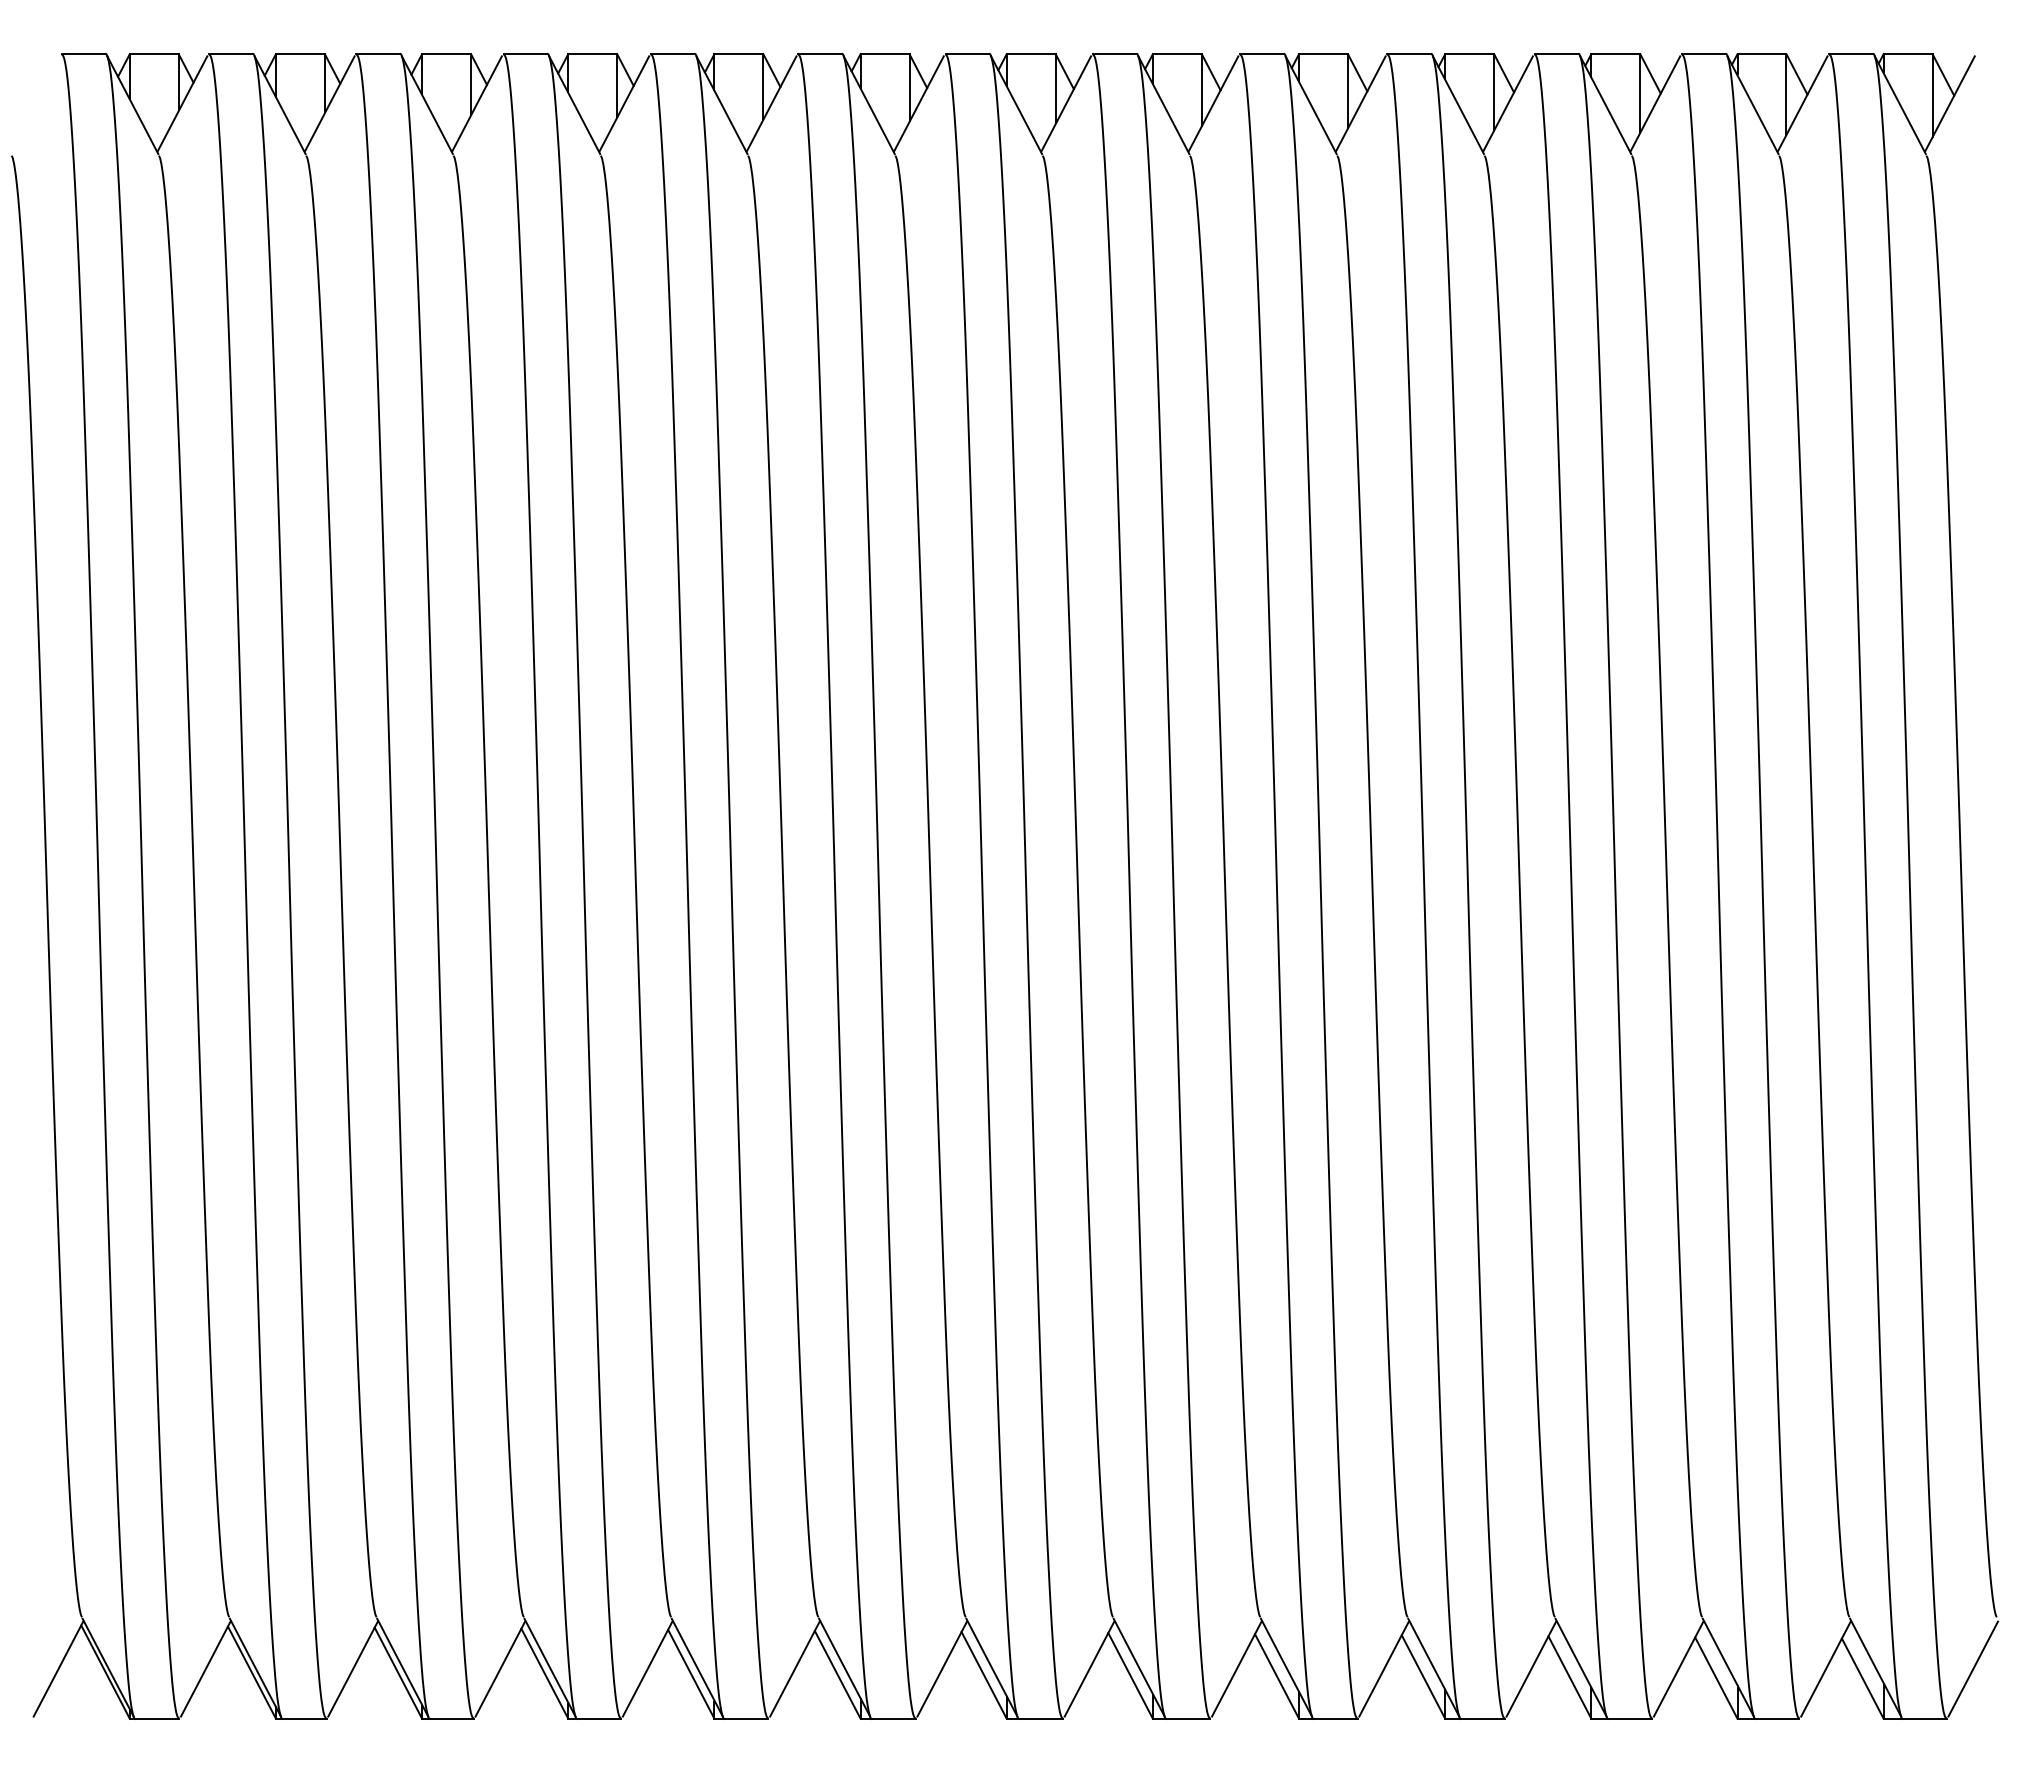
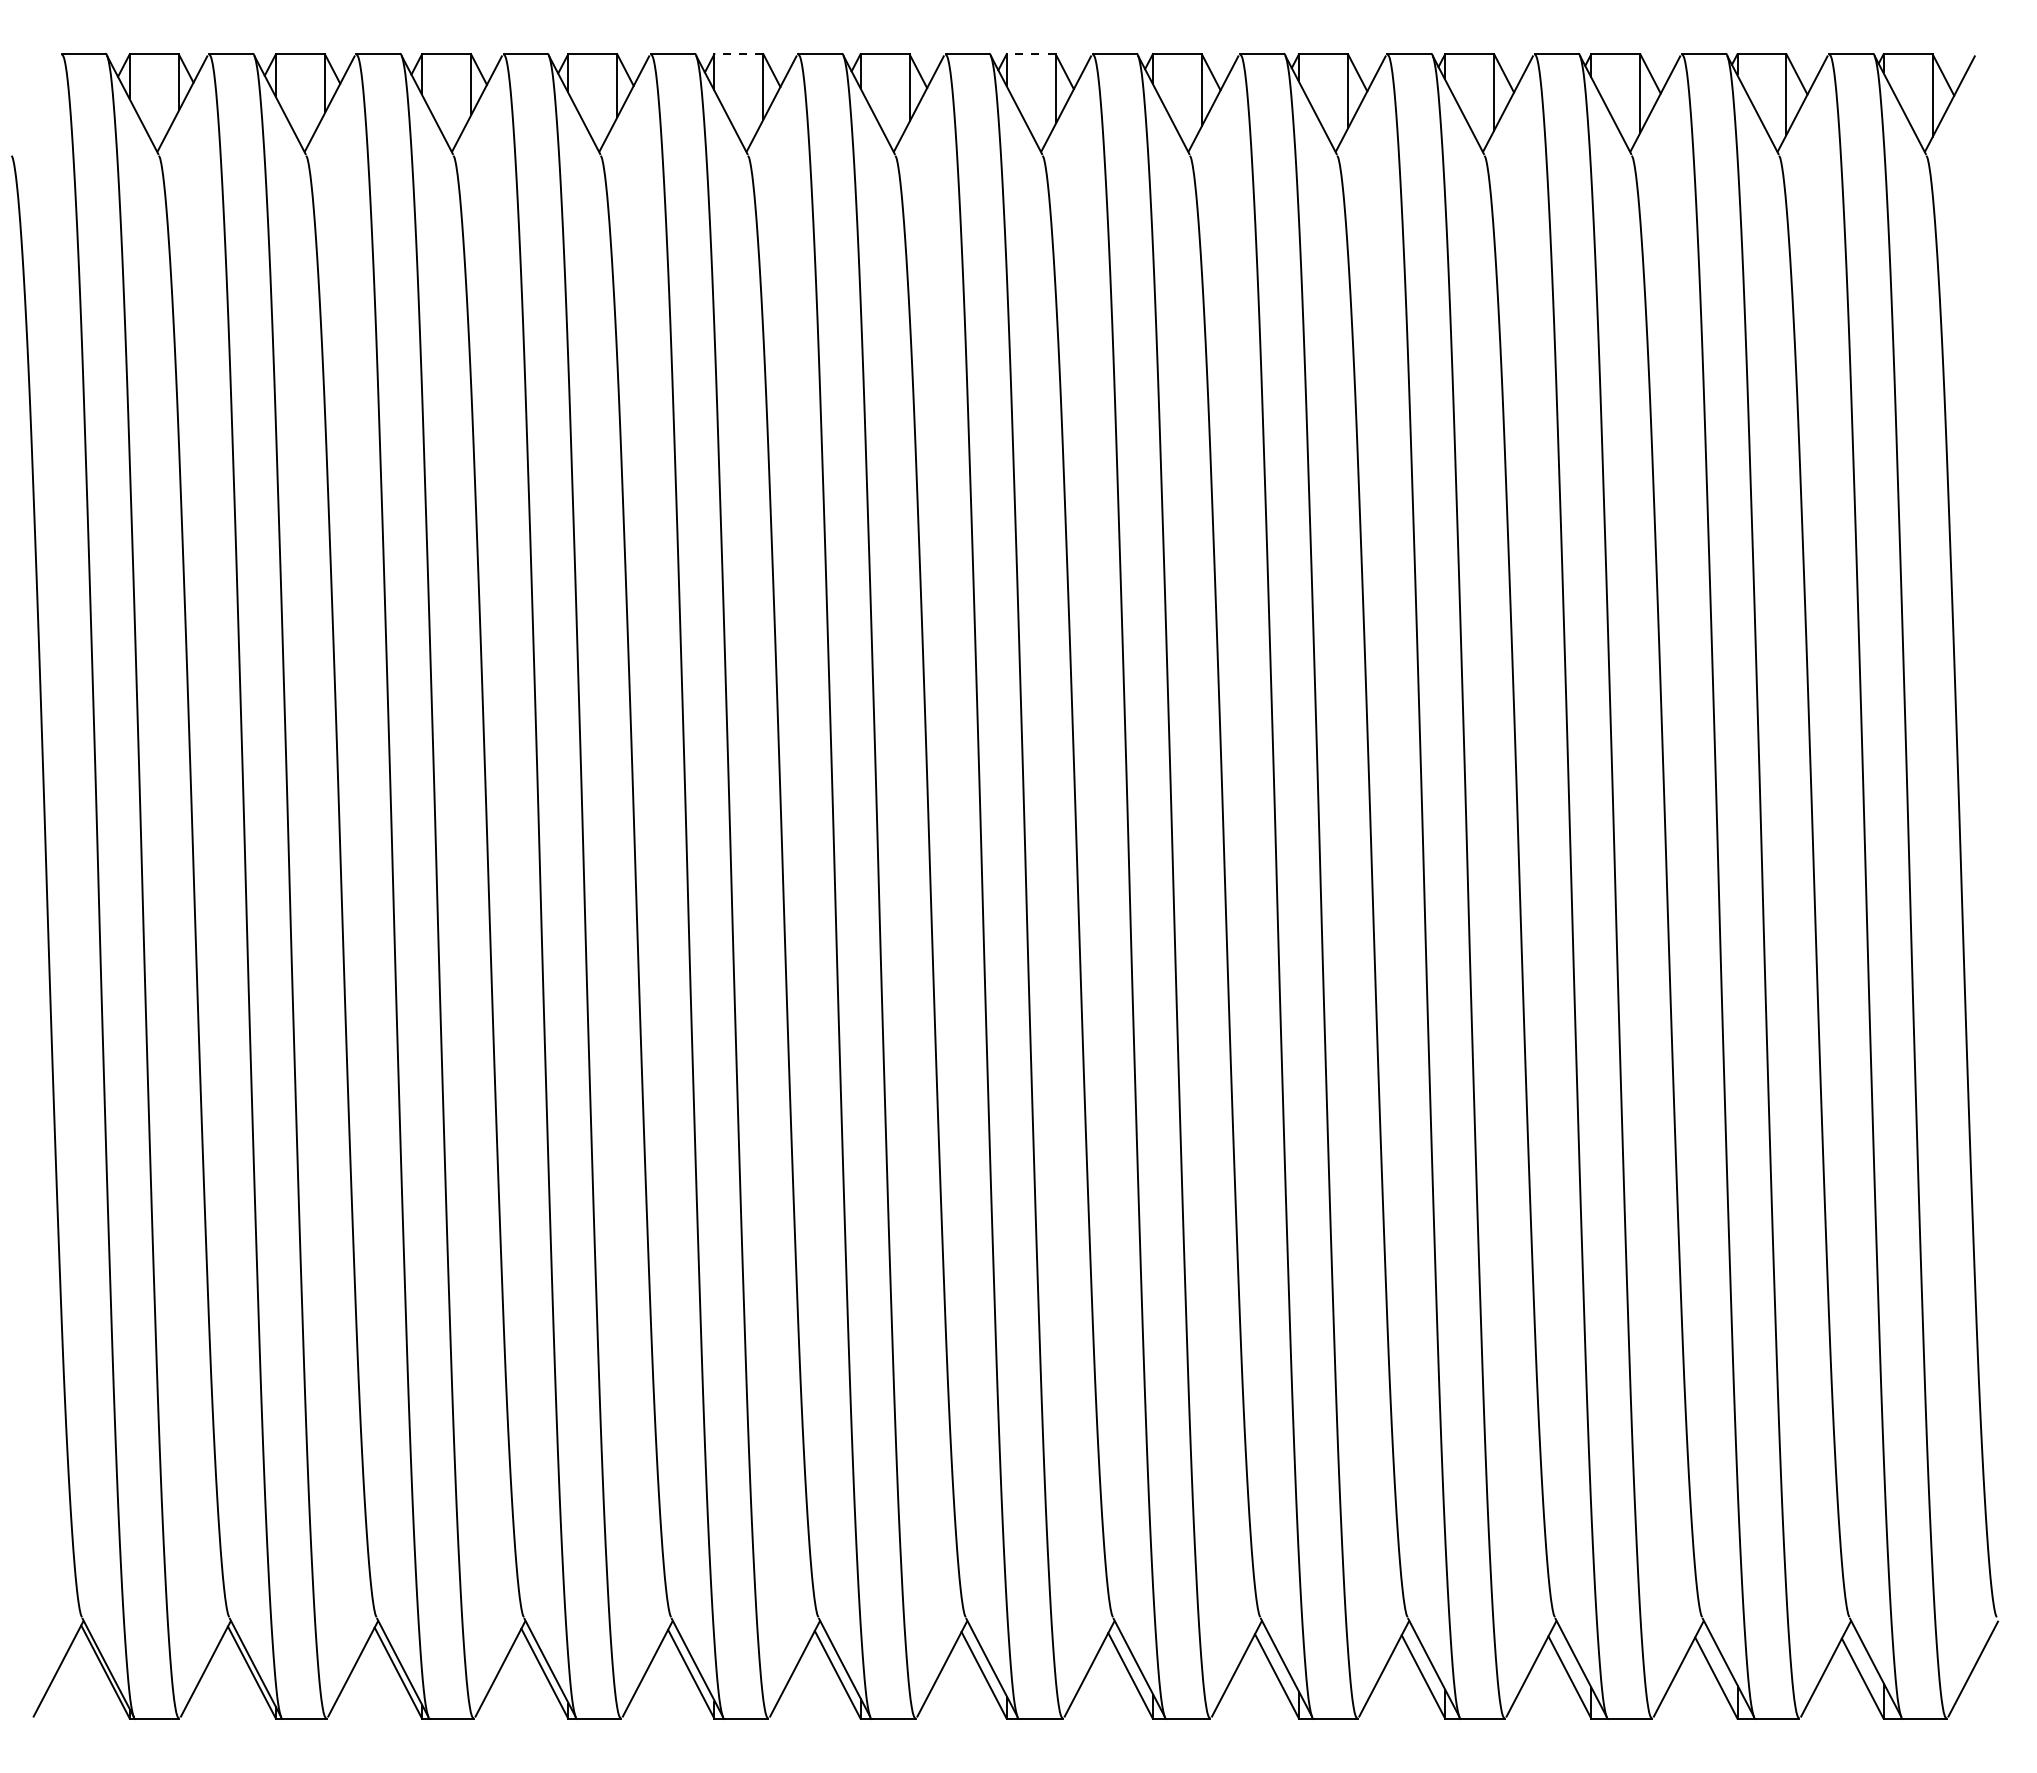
line: solid -> dashed (738, 54)
line: solid -> dashed (1030, 54)
